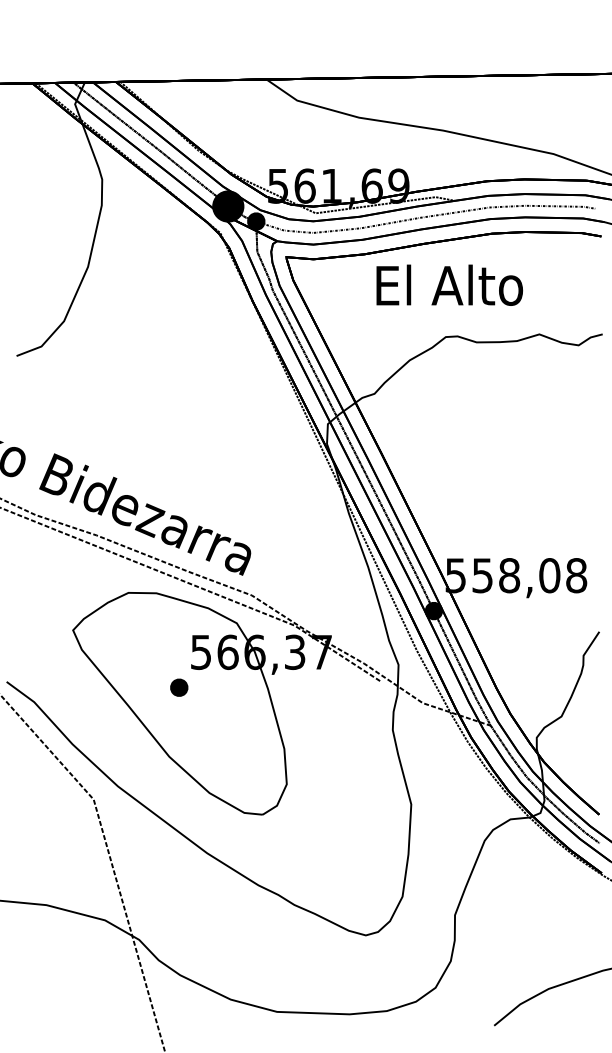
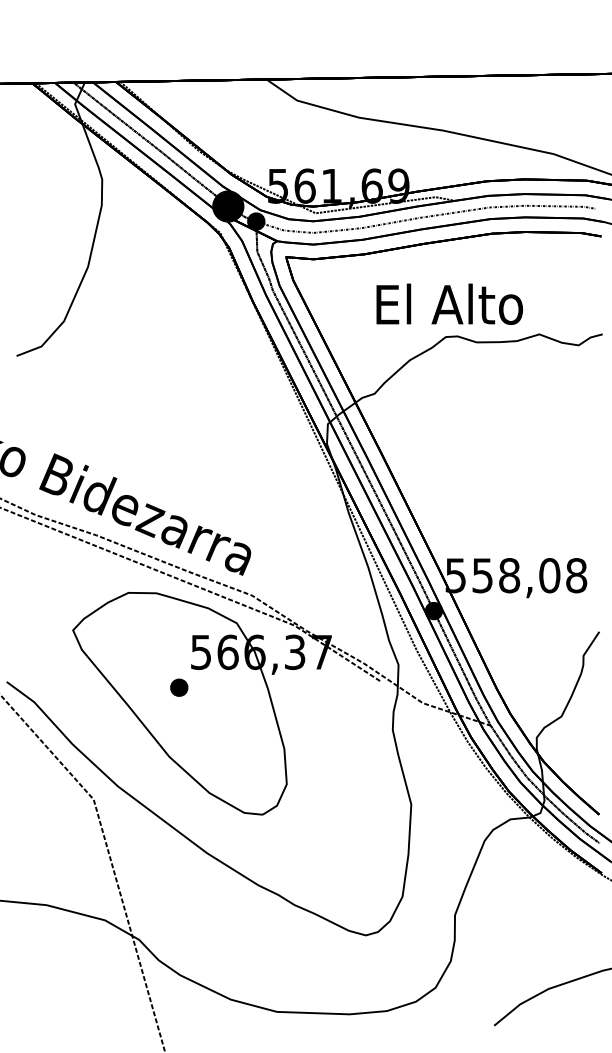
text position: (449, 284) -> (449, 303) (449, 303)
